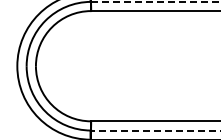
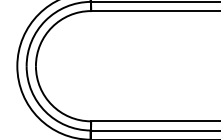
line: dashed -> solid (155, 1)
line: dashed -> solid (155, 130)
